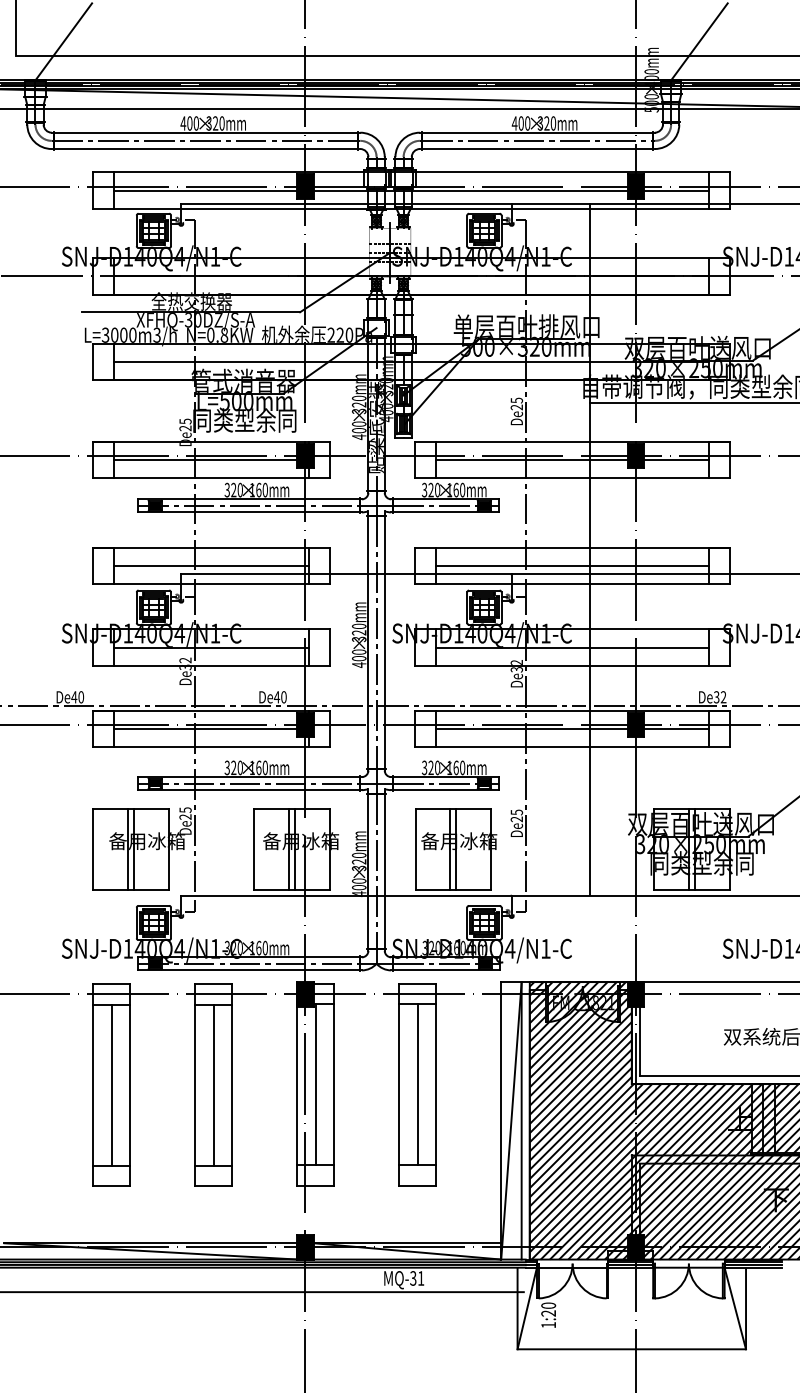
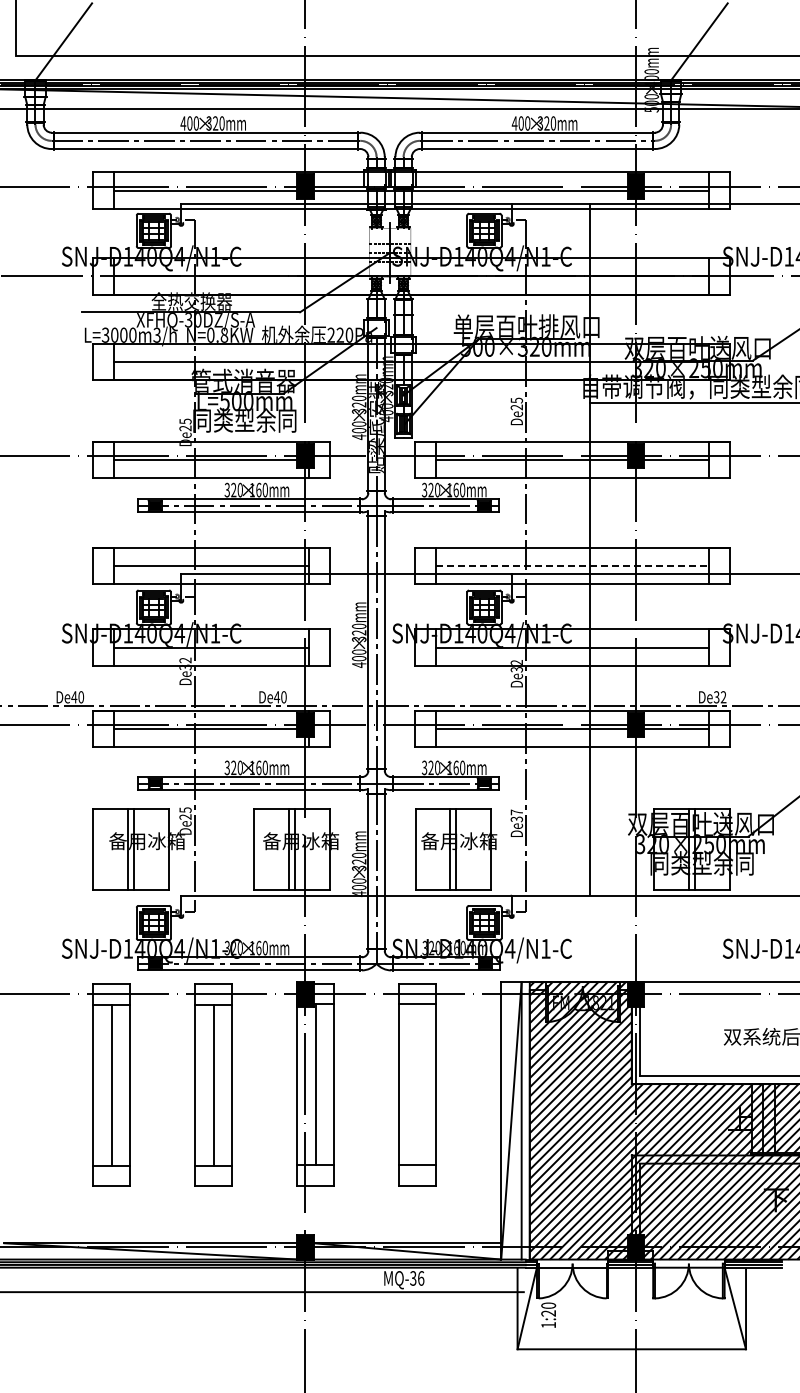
line: solid -> dashed (572, 565)
text: De25 -> De37 (517, 815)
line: present -> none (417, 1084)
text: MQ-31 -> MQ-36 (421, 1278)
